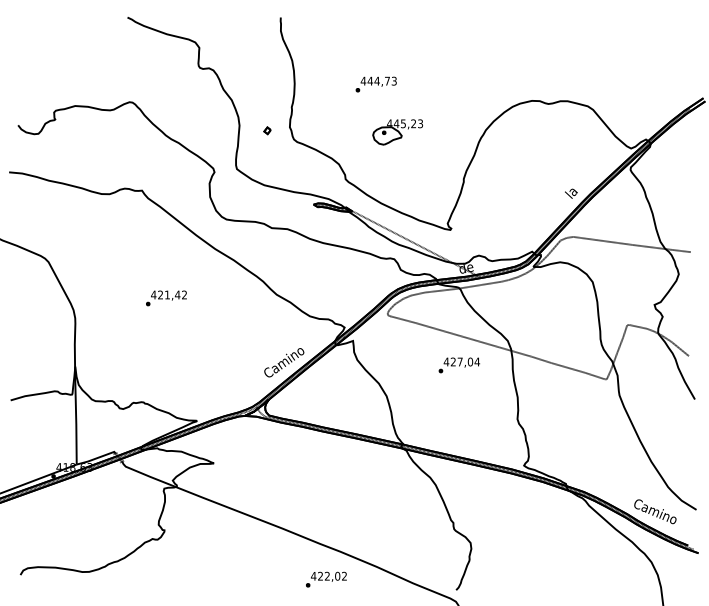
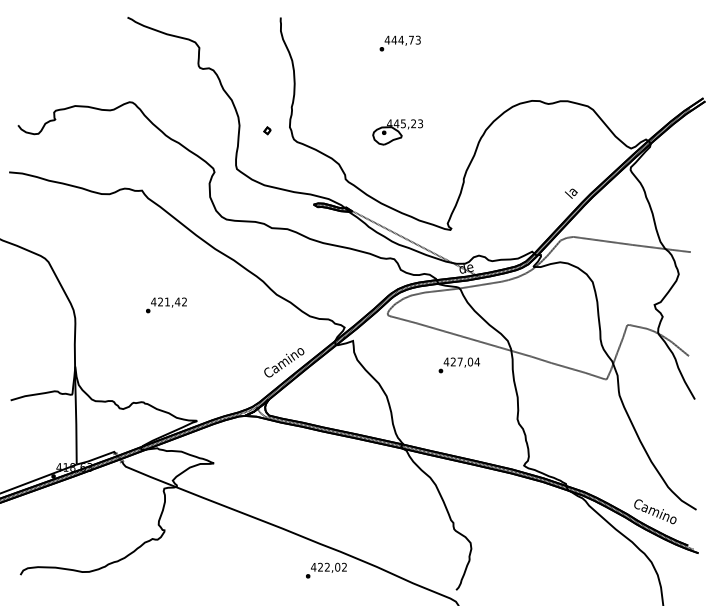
text position: (375, 84) -> (399, 43) (399, 43)
text position: (166, 298) -> (166, 305) (166, 305)
text position: (326, 579) -> (326, 570) (326, 570)
